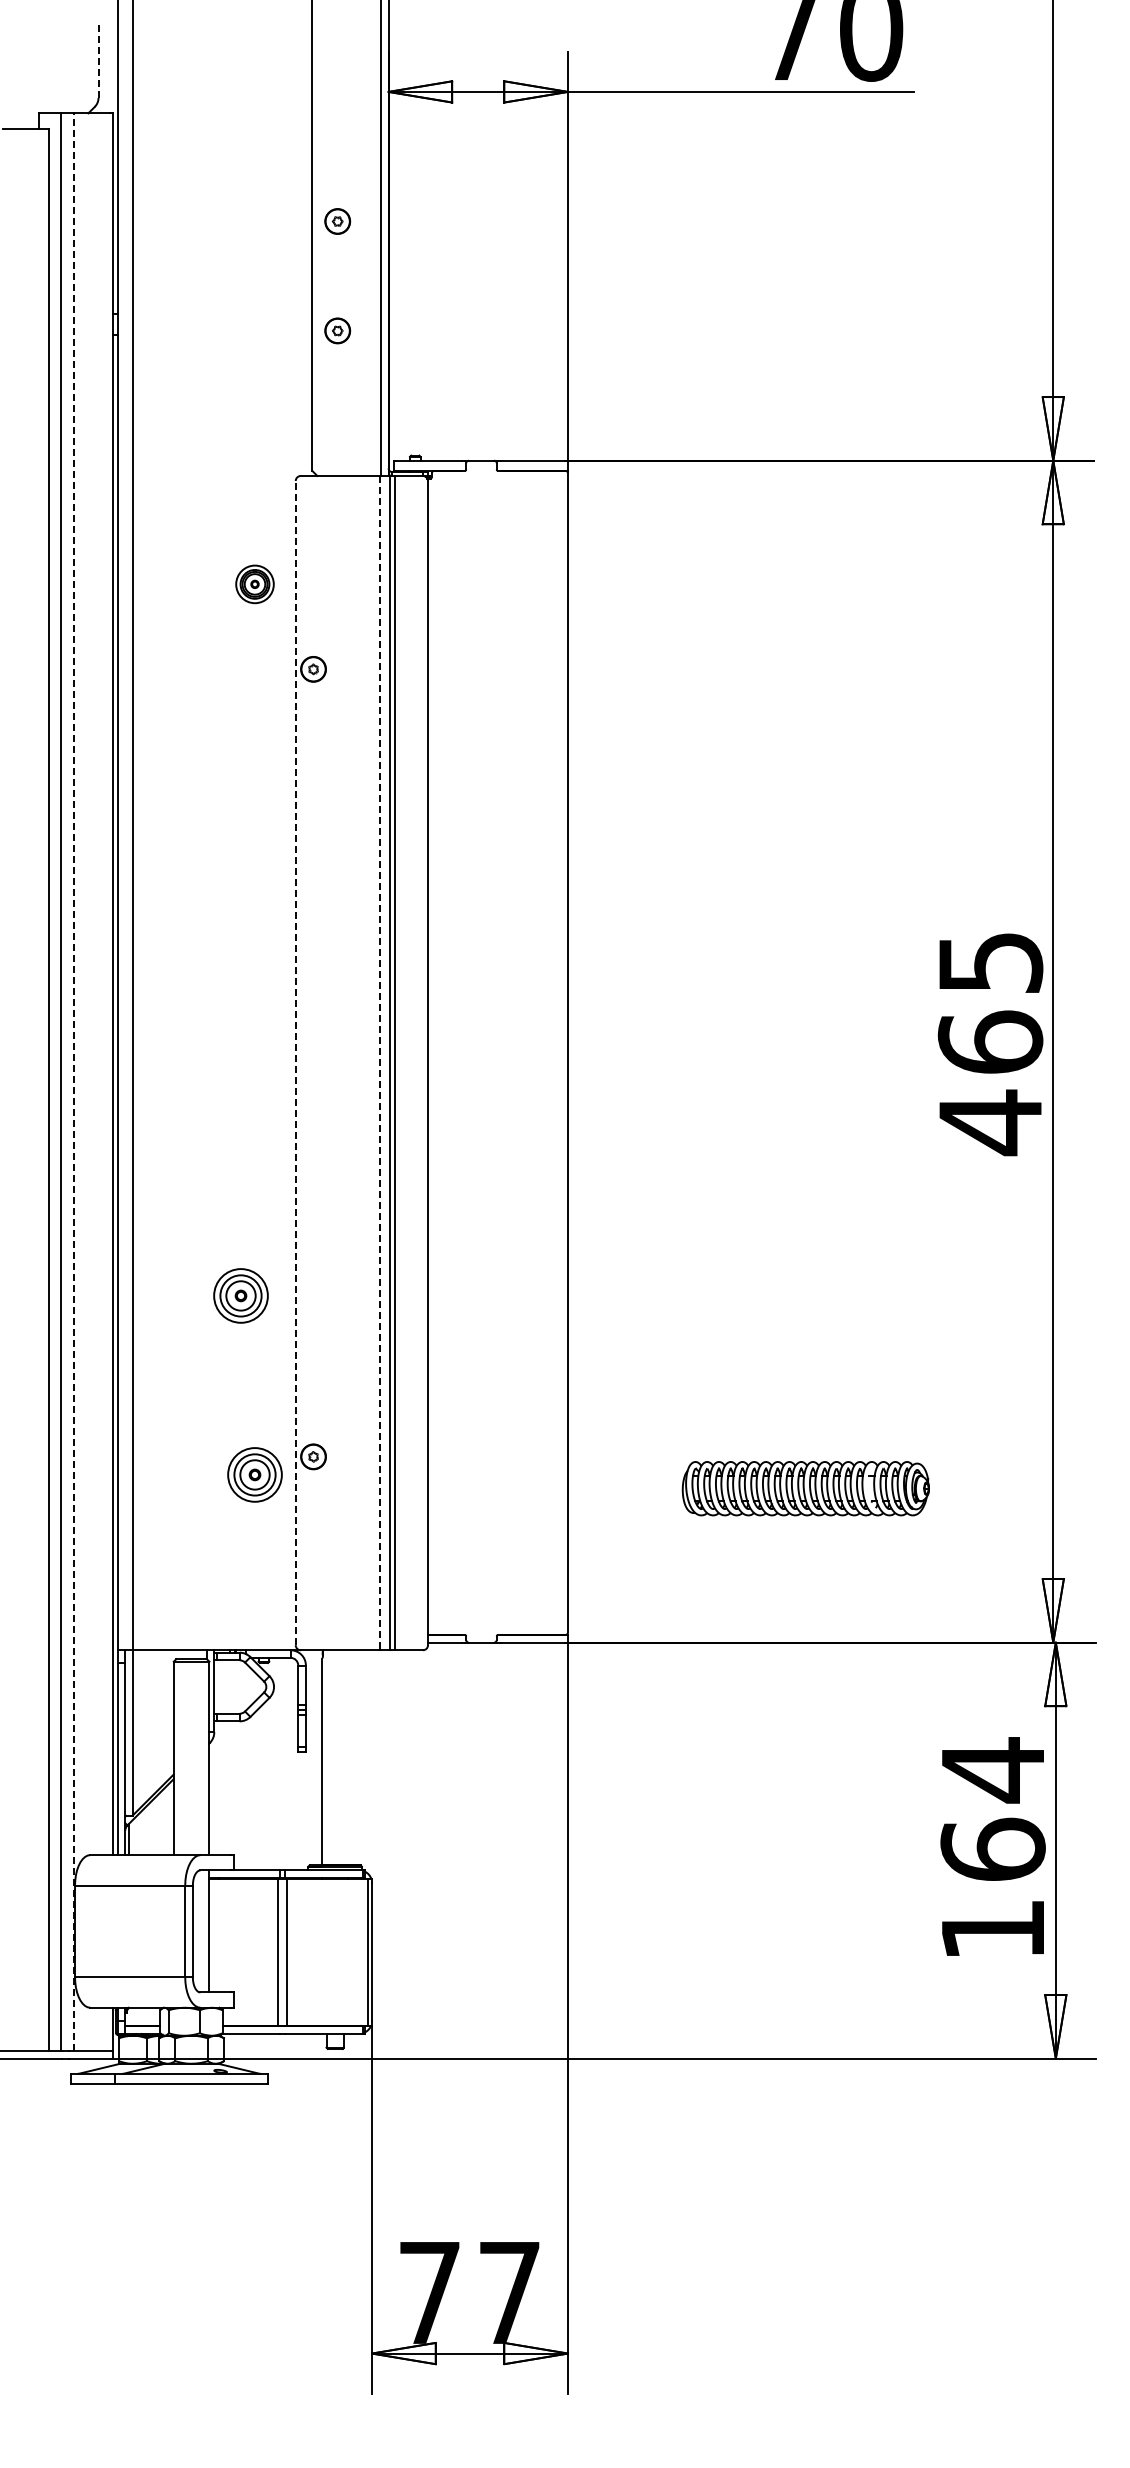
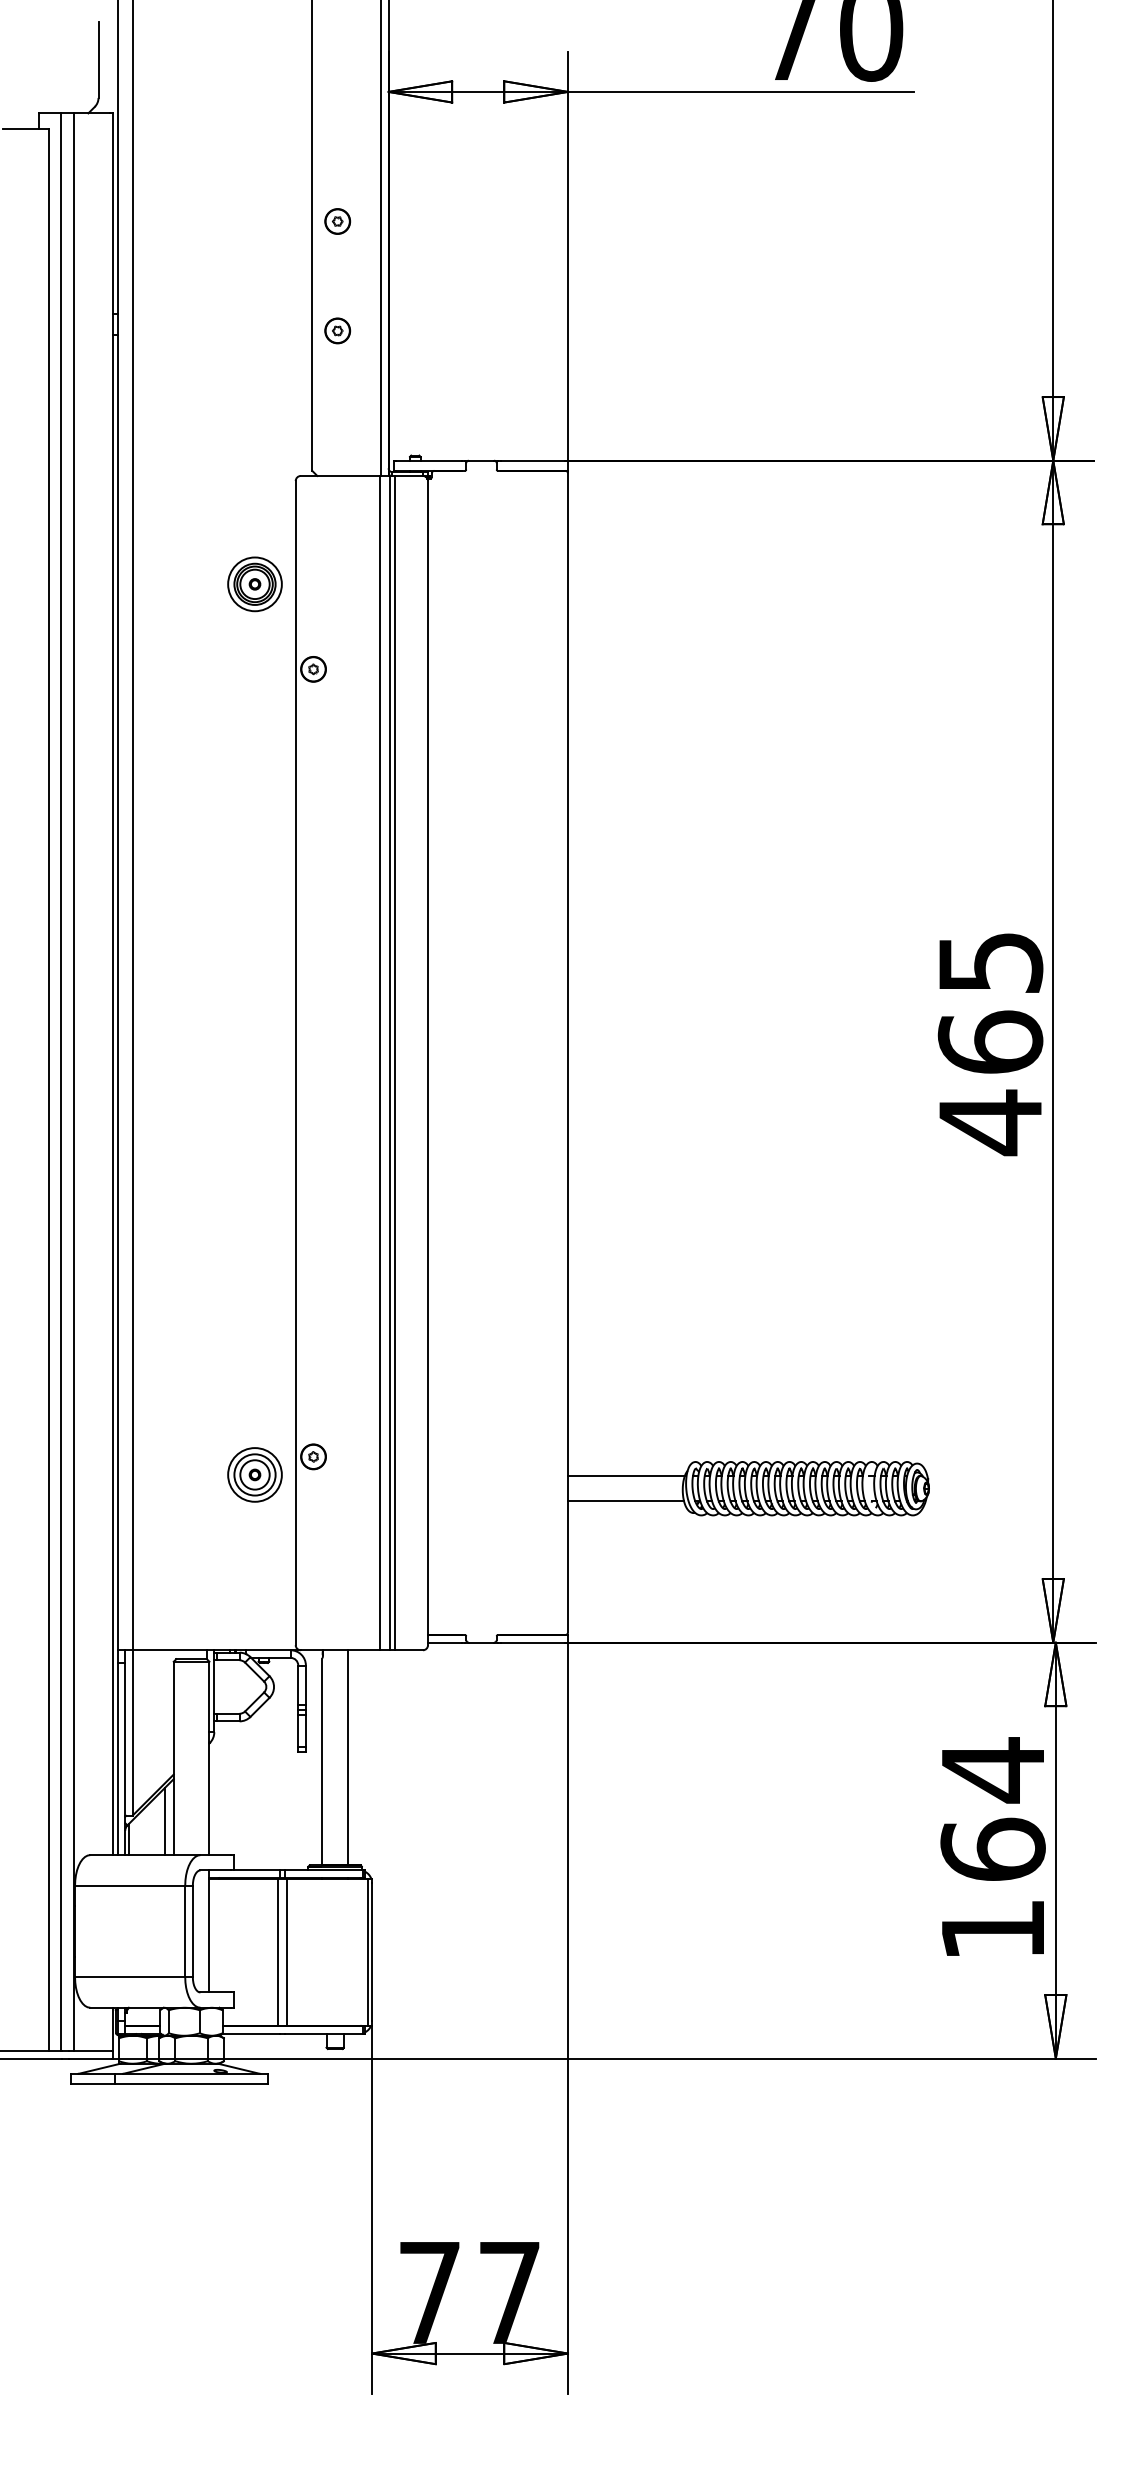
line: dashed -> solid (98, 59)
part size: 40x41 px -> 56x57 px (254, 584)
line: dashed -> solid (295, 1062)
line: dashed -> solid (379, 1063)
line: dashed -> solid (73, 1082)
part: present -> none (240, 1295)
line: none -> present (625, 1475)
line: none -> present (625, 1501)
line: none -> present (347, 1757)
line: none -> present (164, 1821)
